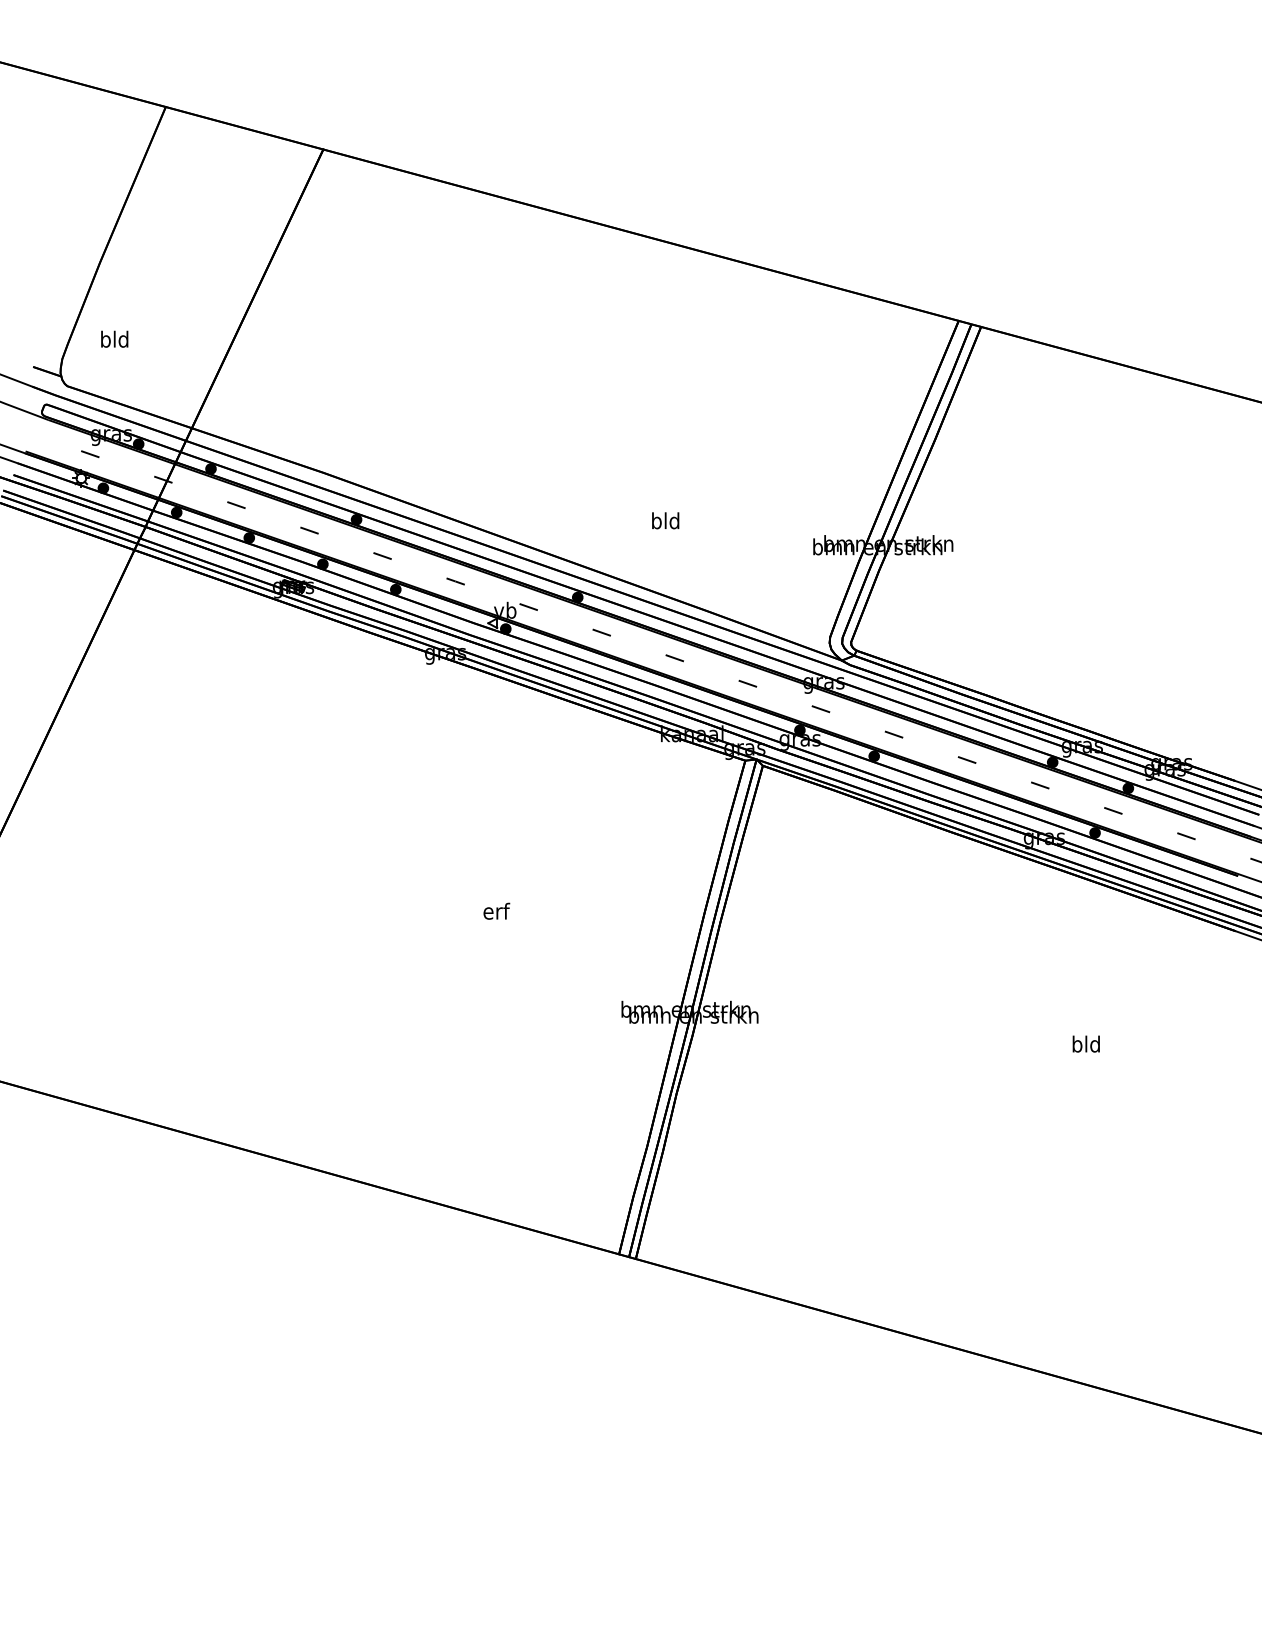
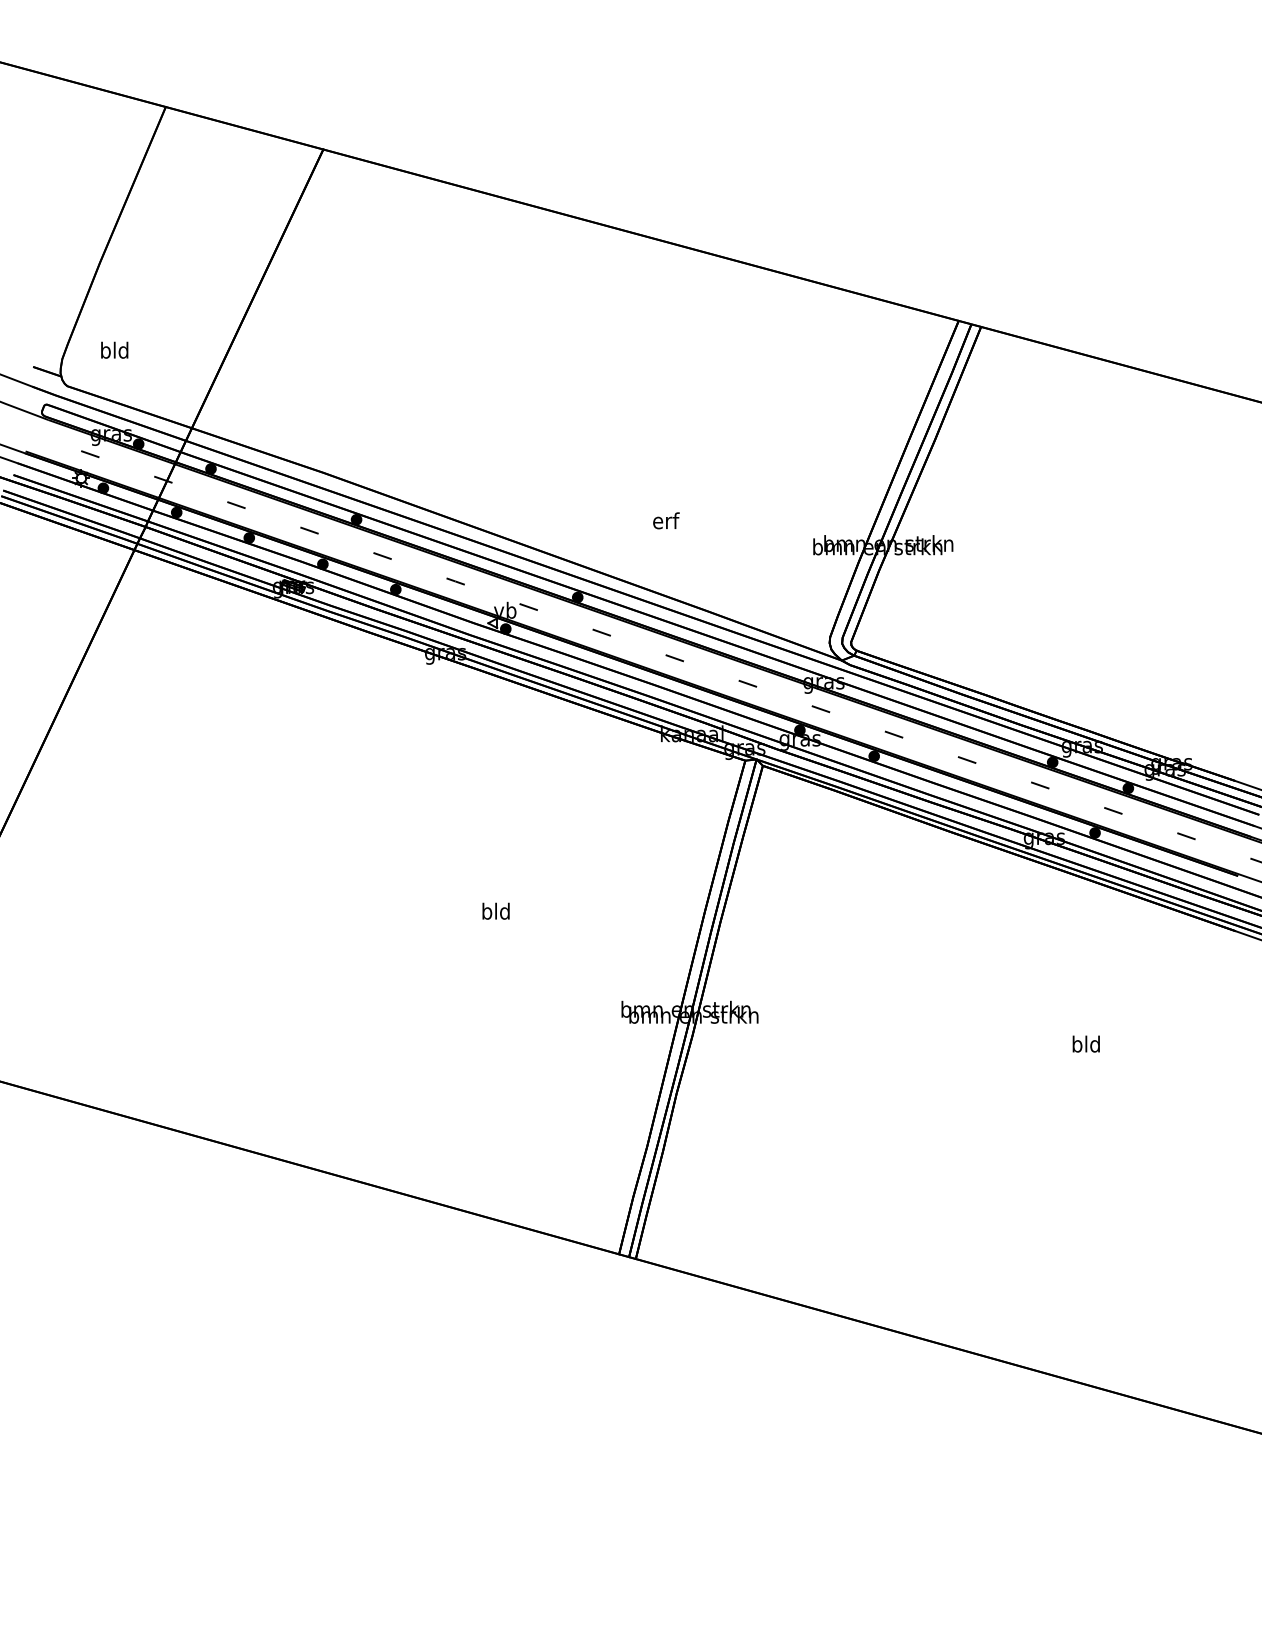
text position: (114, 338) -> (114, 349) (114, 349)
text: bld -> erf (665, 520)
text: erf -> bld (496, 910)
